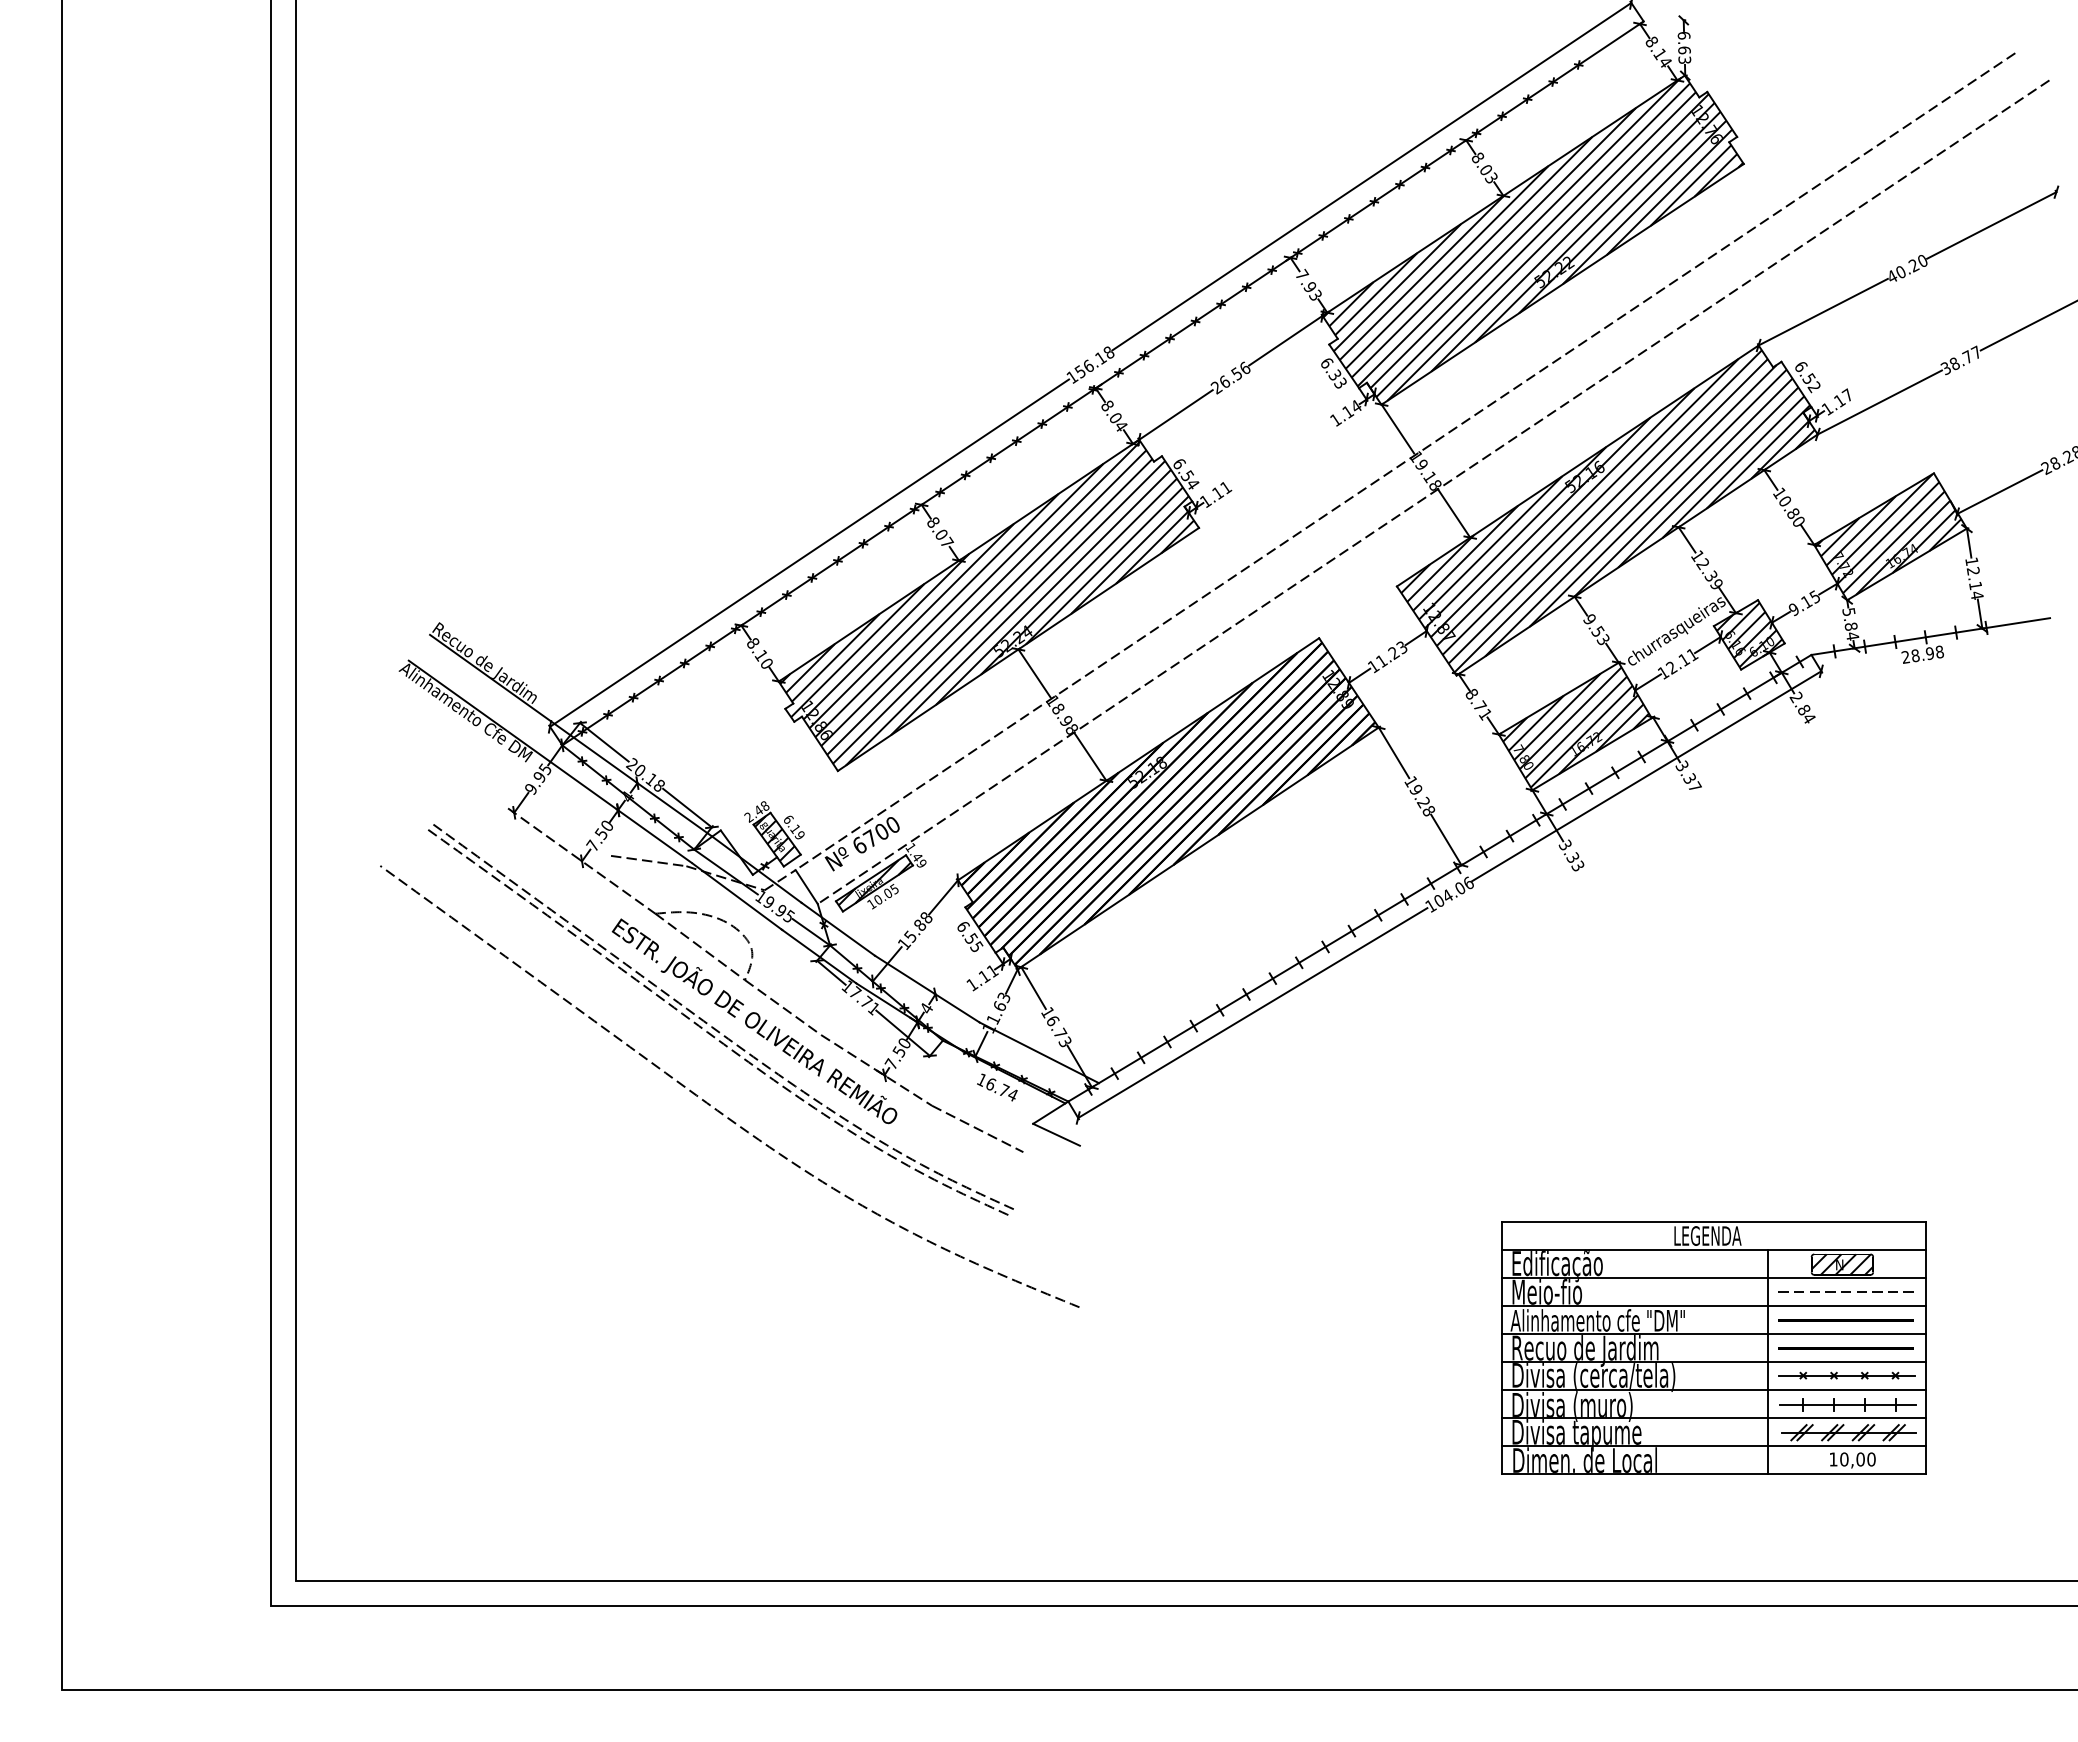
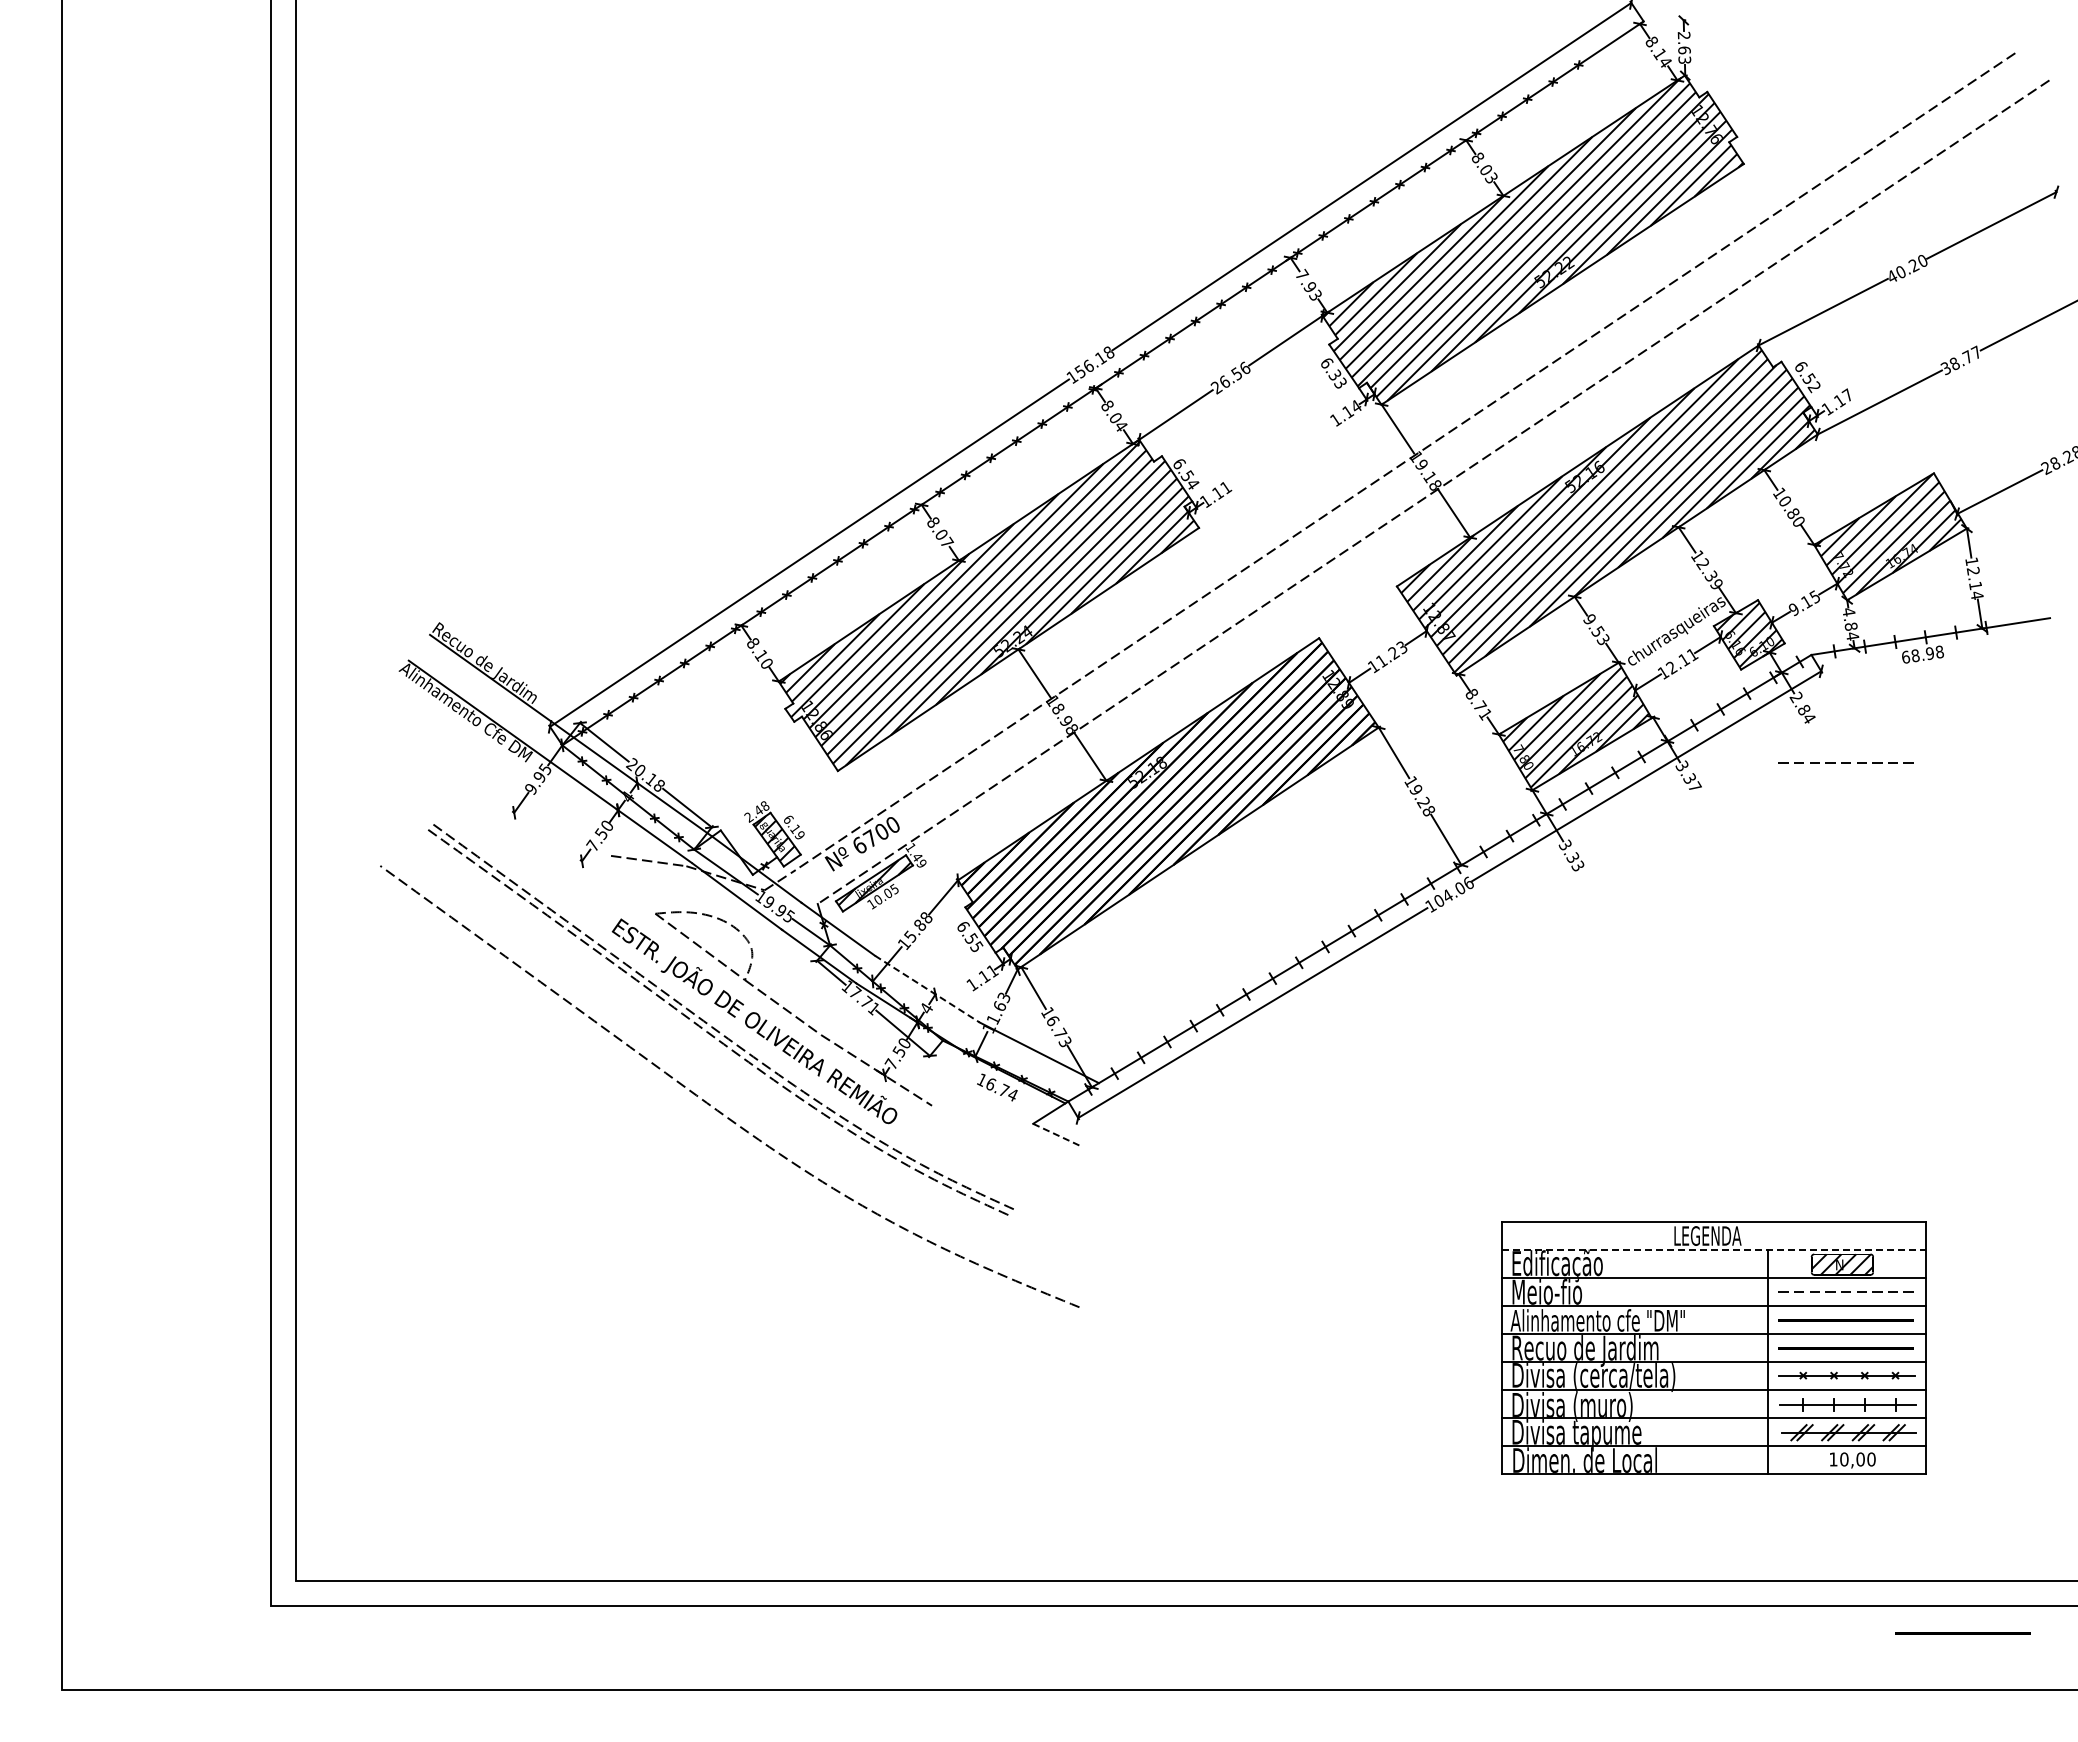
text: 6.63 -> 2.63 (1683, 35)
text: 5.84 -> 4.84 (1848, 612)
text: 28.98 -> 68.98 (1905, 656)
line: none -> present (1845, 762)
line: present -> none (581, 860)
line: present -> none (806, 887)
line: solid -> dashed (927, 989)
line: present -> none (977, 1128)
line: solid -> dashed (1056, 1134)
line: solid -> dashed (1713, 1250)
line: none -> present (1962, 1633)
